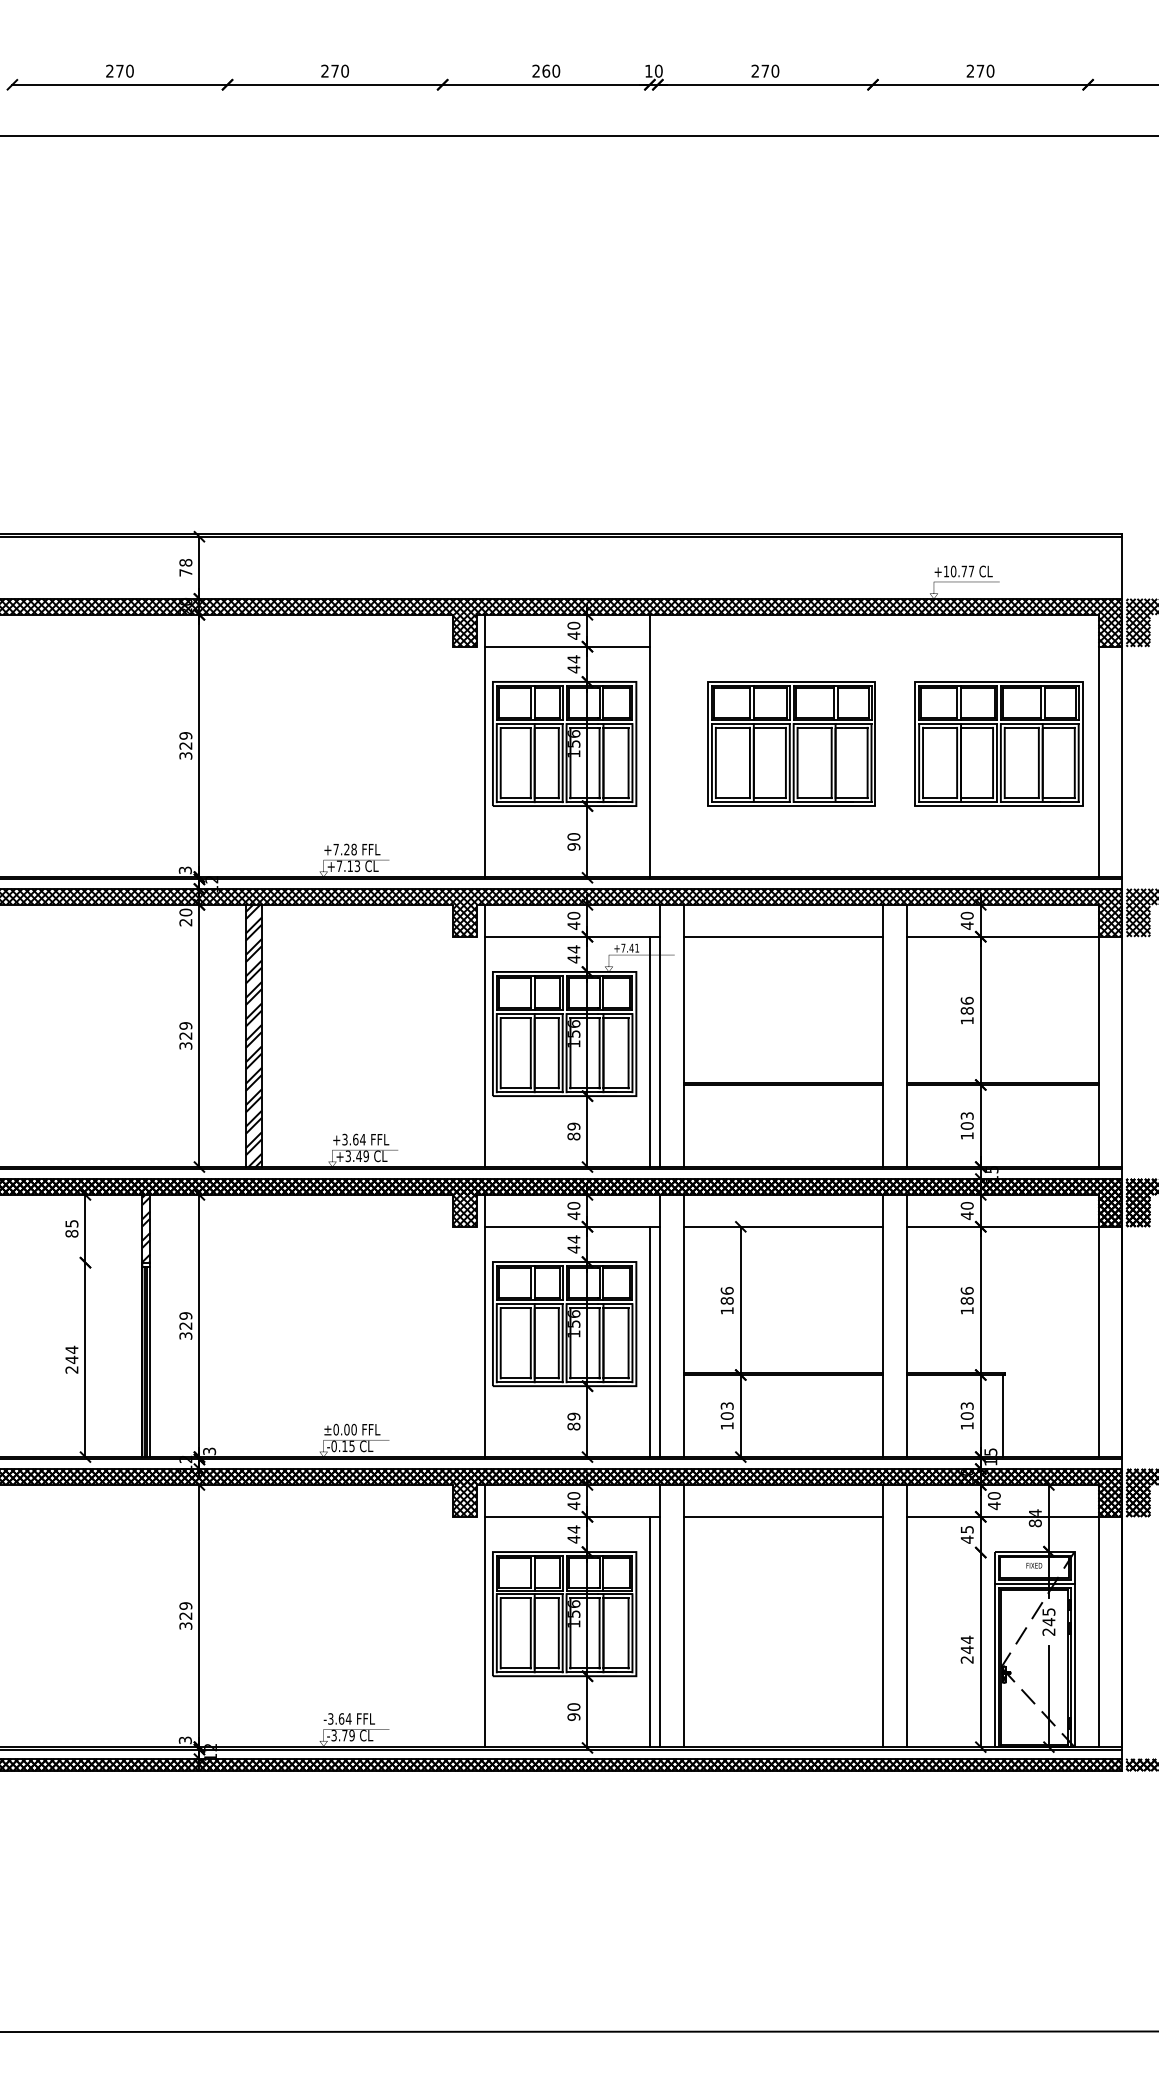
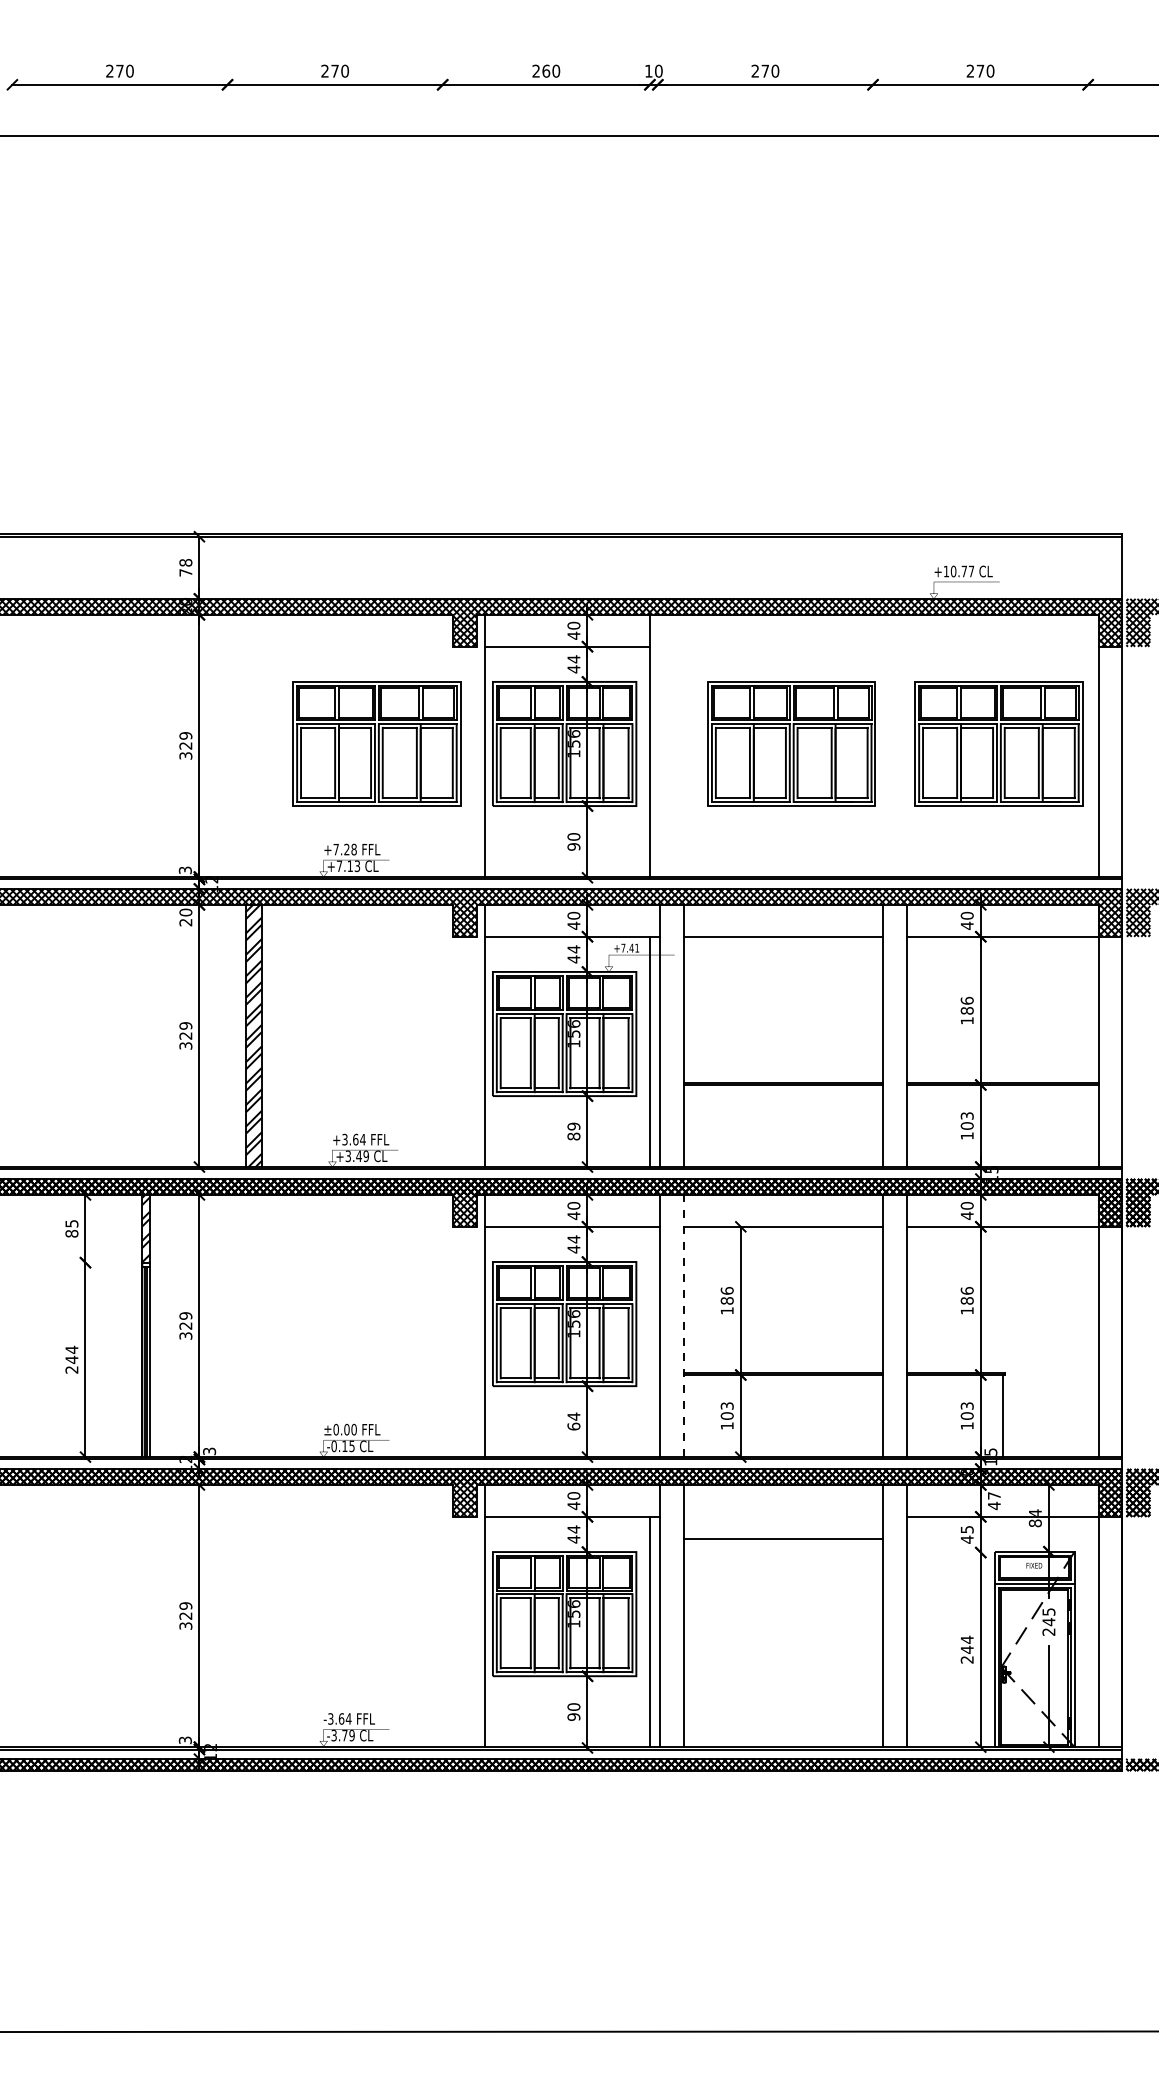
part: none -> present (376, 743)
line: solid -> dashed (684, 1325)
line: present -> none (649, 1341)
text: 89 -> 64 (573, 1421)
text: 40 -> 47 (993, 1495)
line position: (783, 1516) -> (783, 1538) (783, 1538)
